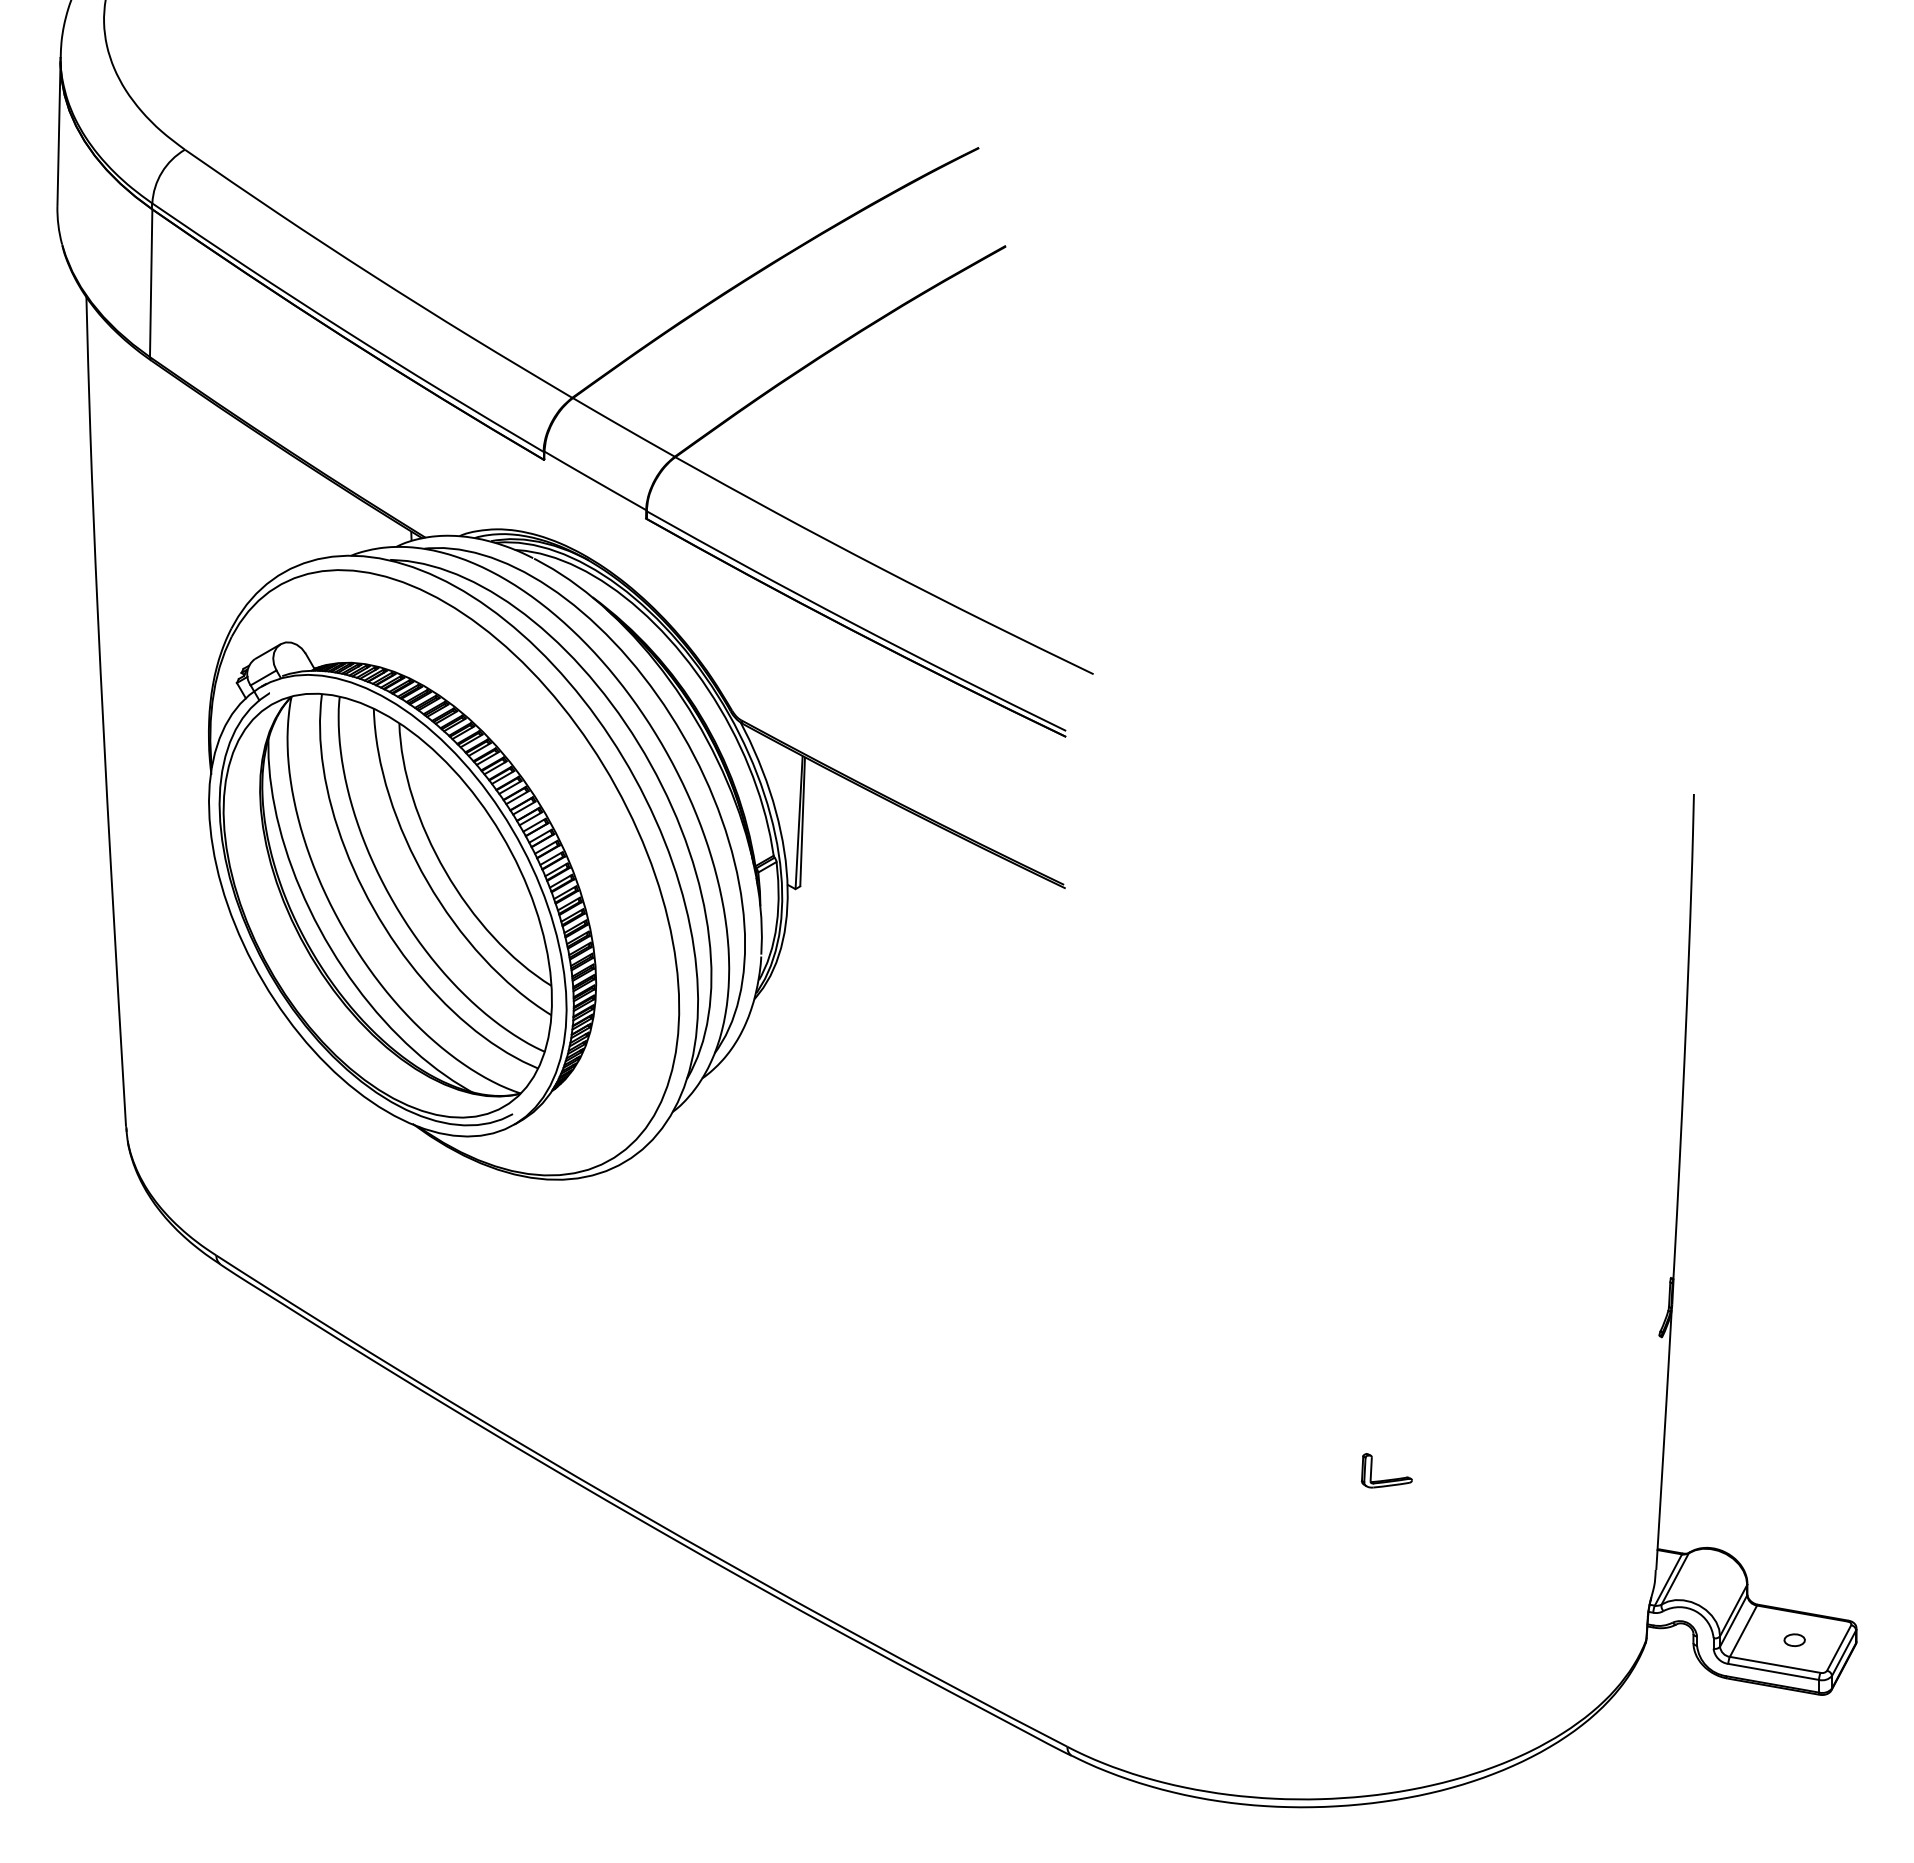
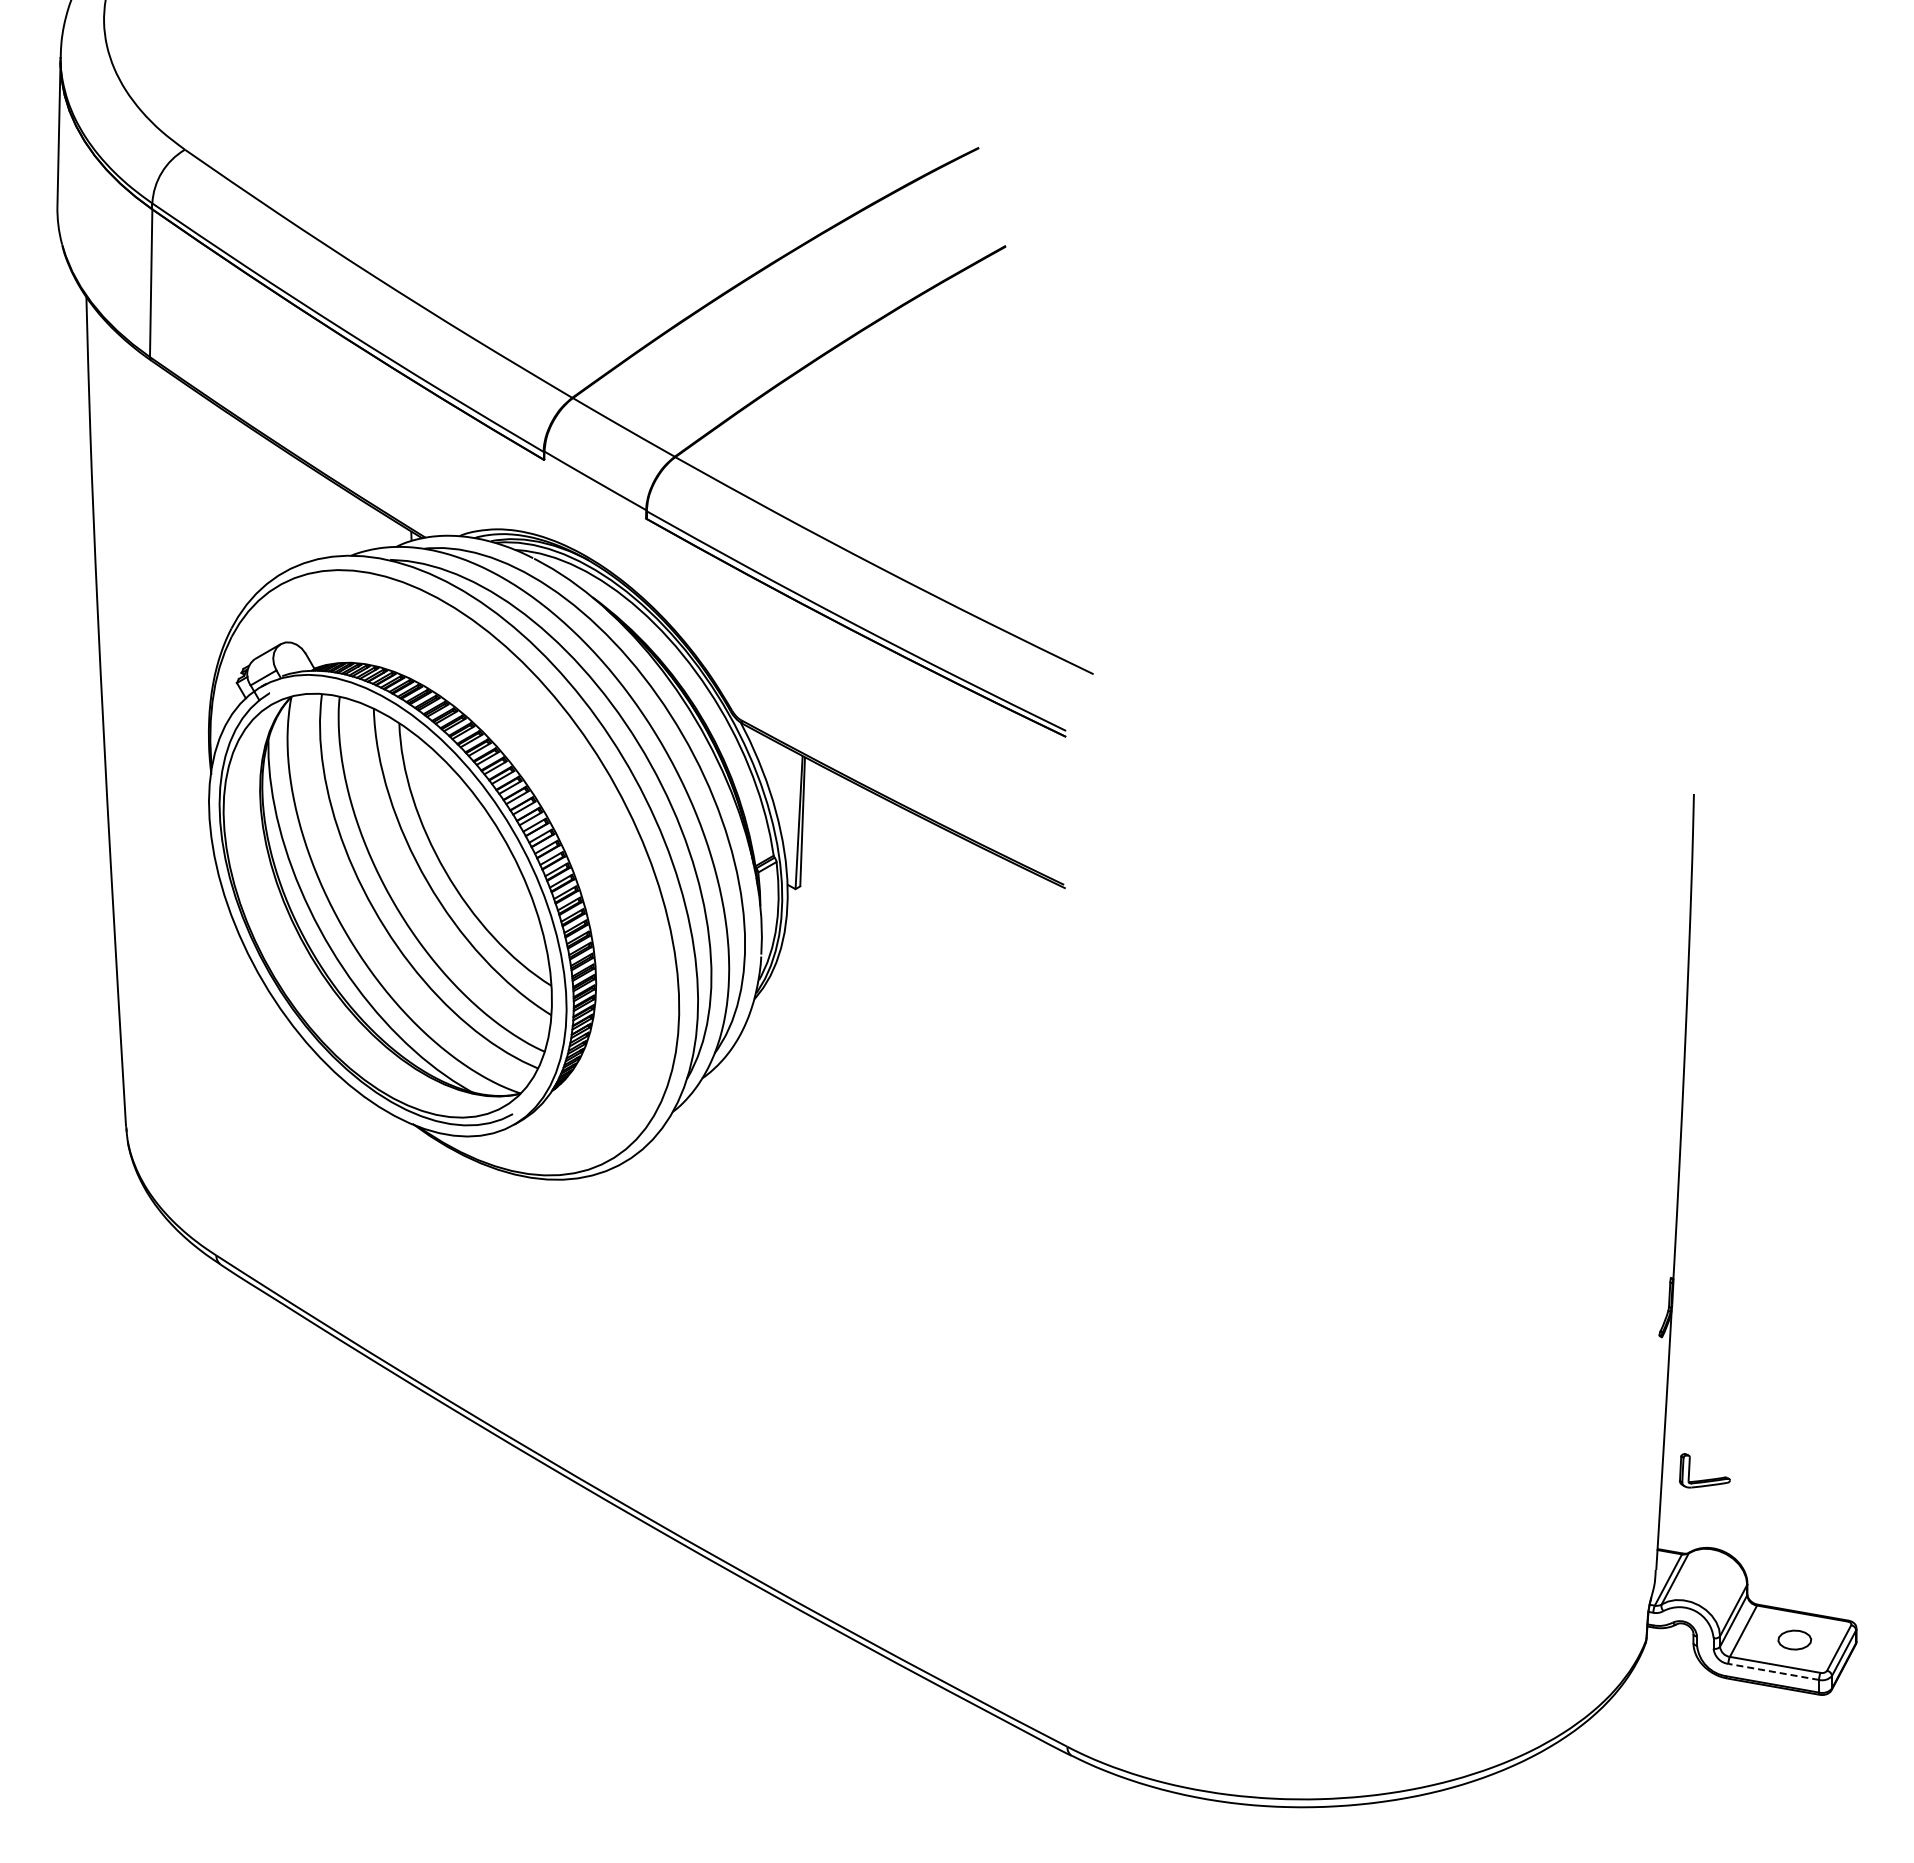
part position: (1386, 1479) -> (1704, 1479) (1704, 1479)
part size: 23x15 px -> 36x22 px (1794, 1639)
line: solid -> dashed (1773, 1671)
